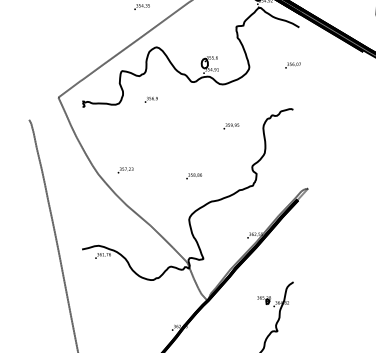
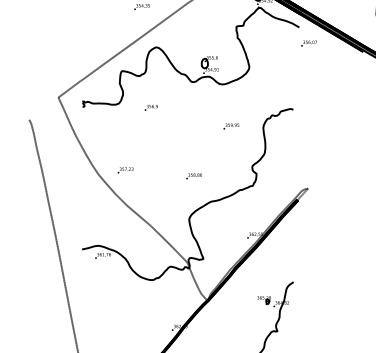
text position: (292, 65) -> (308, 43) (308, 43)
text position: (150, 99) -> (150, 107) (150, 107)
